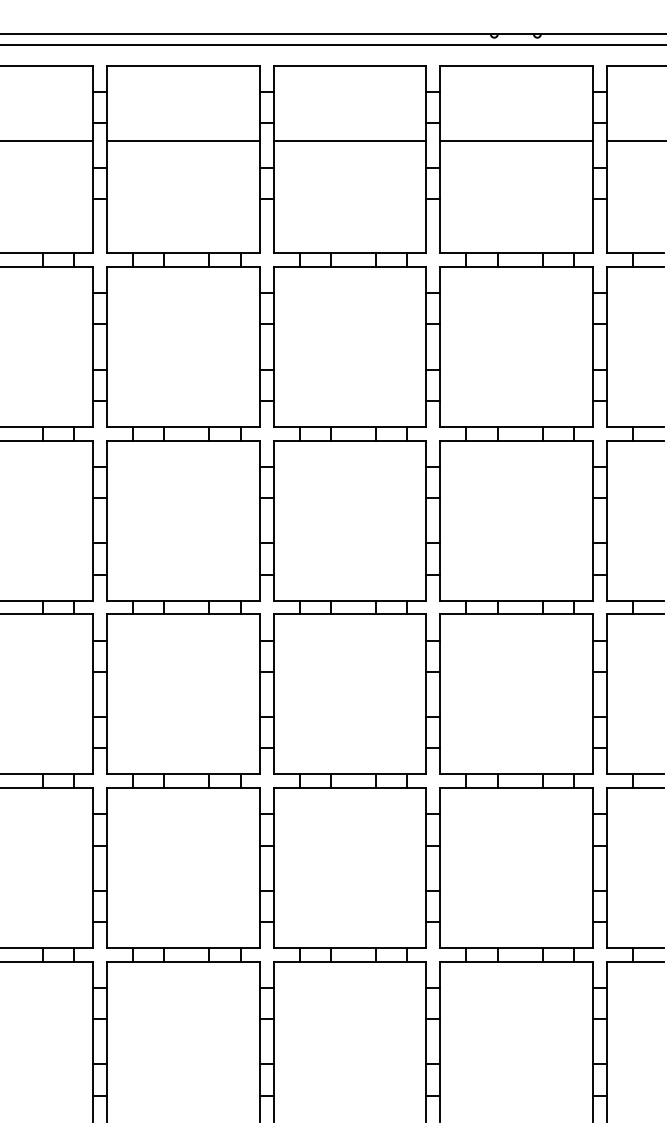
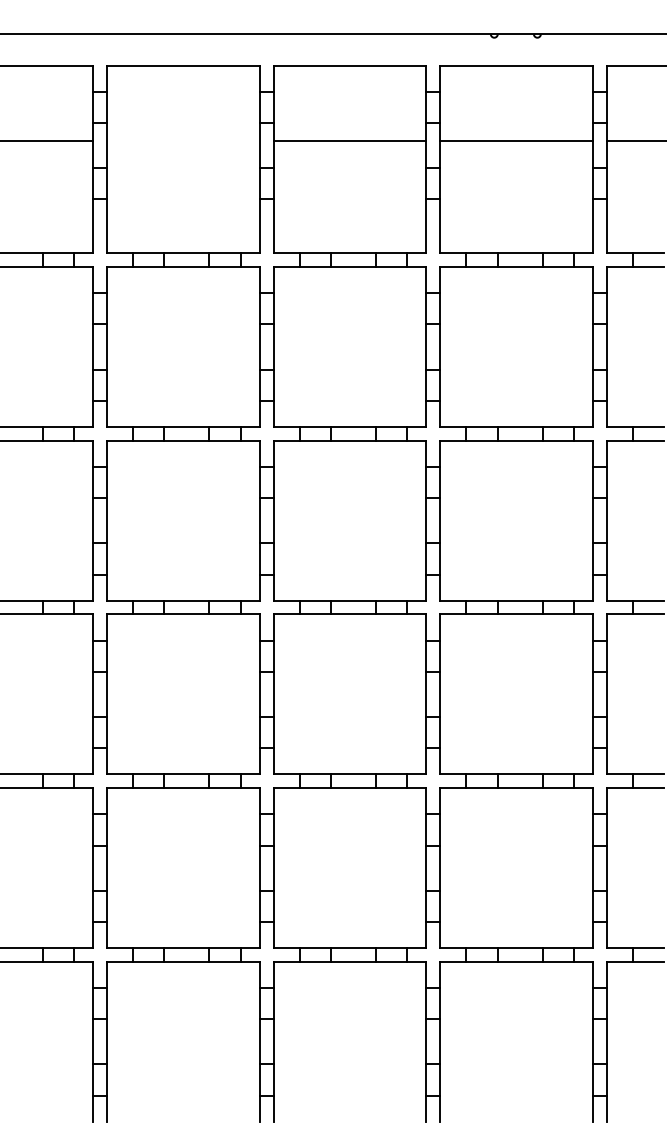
line: present -> none (332, 44)
line: present -> none (182, 141)
